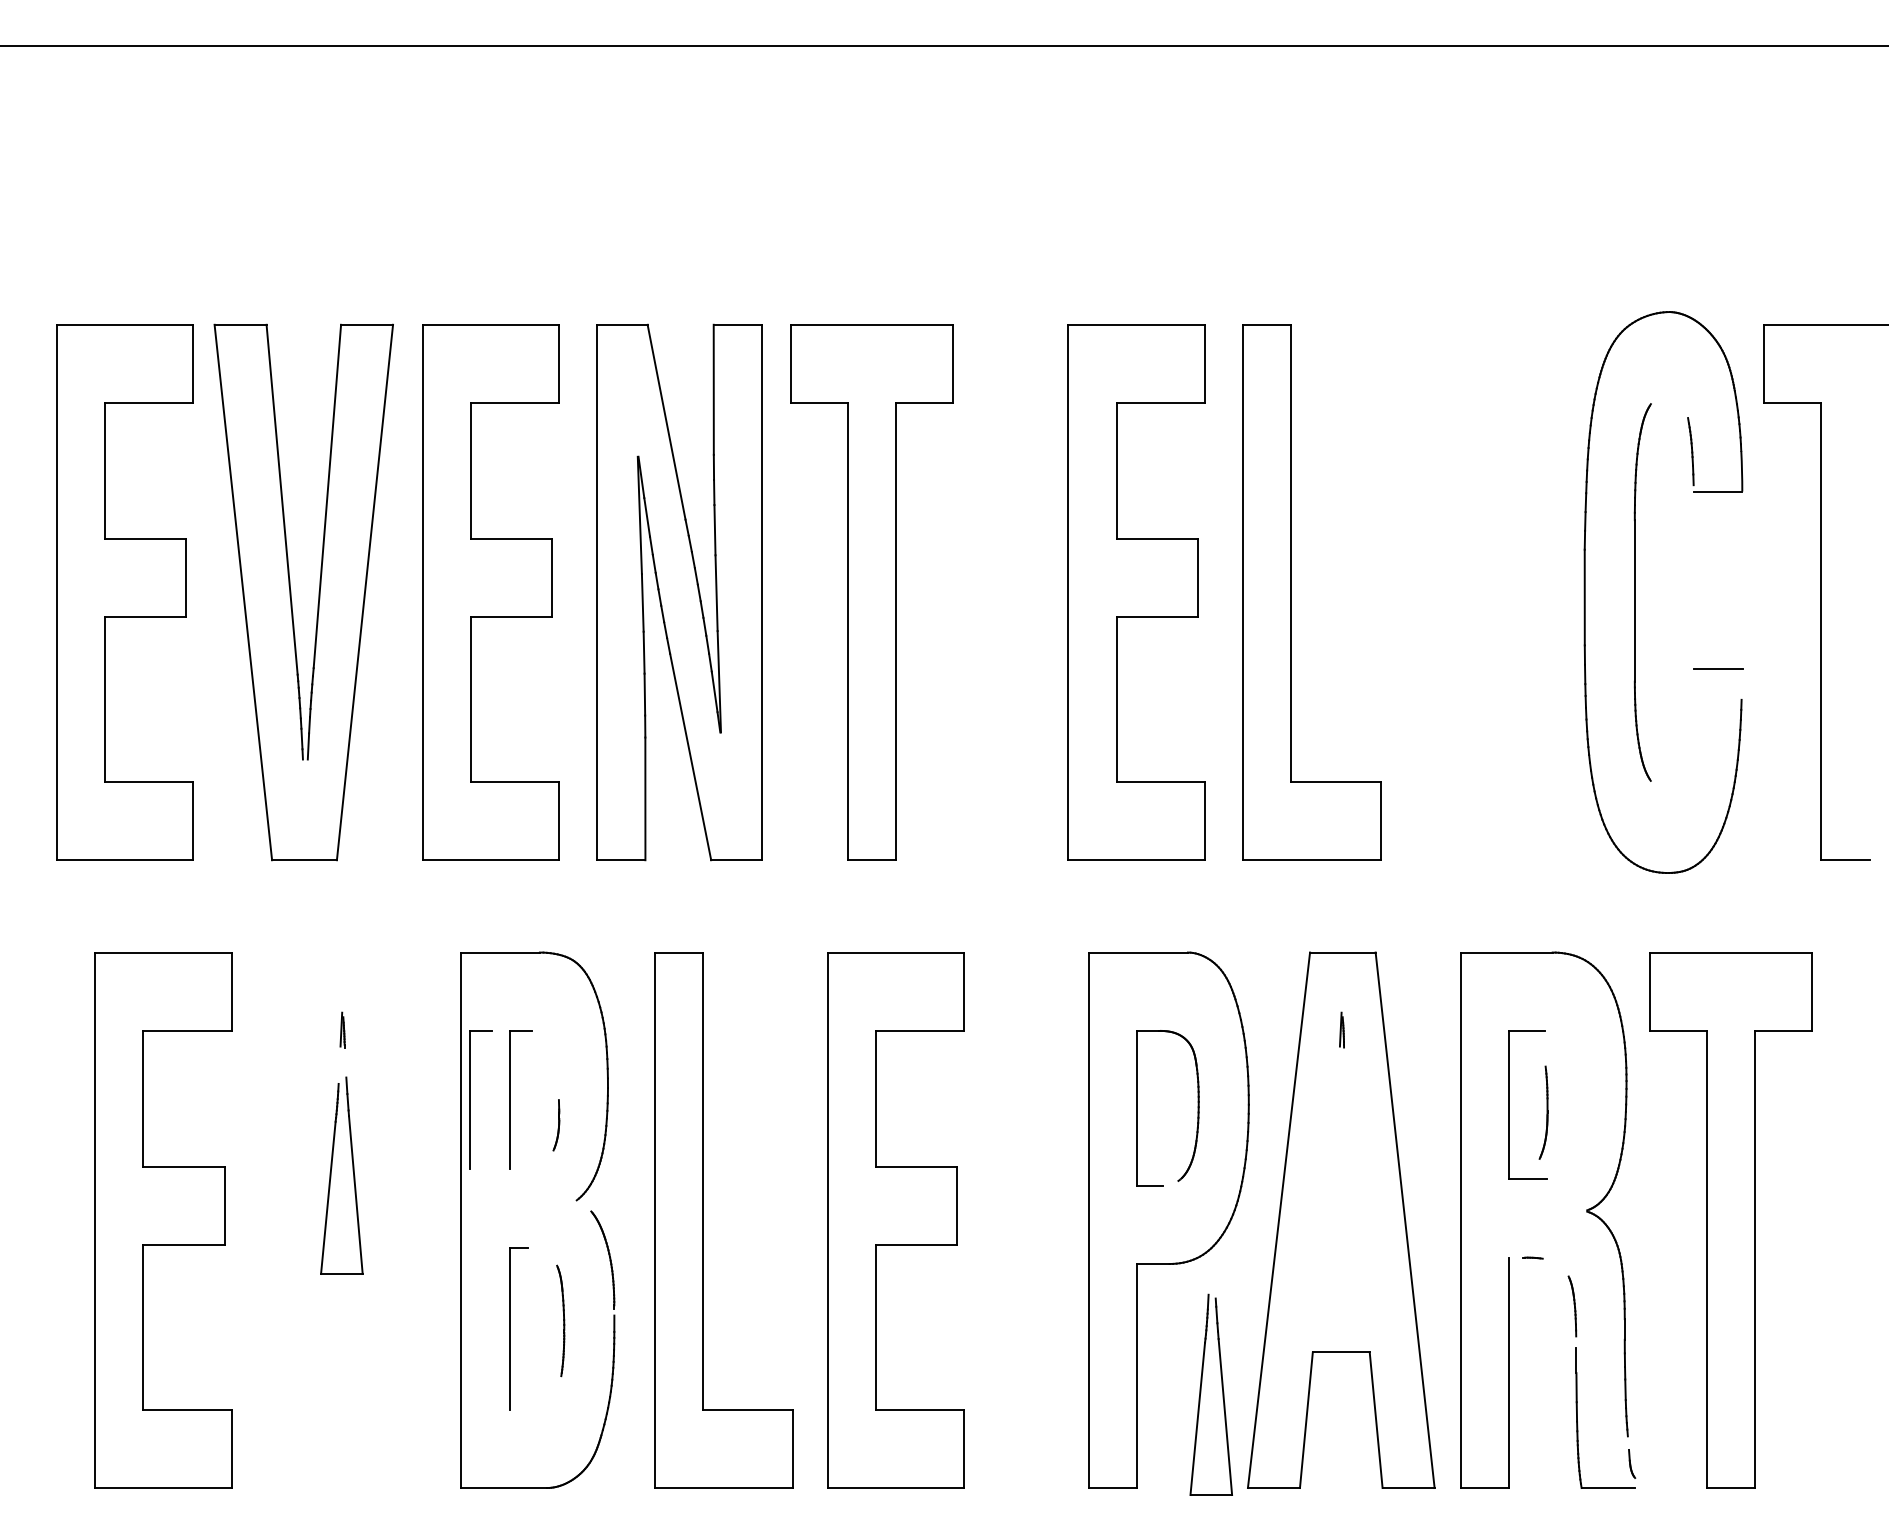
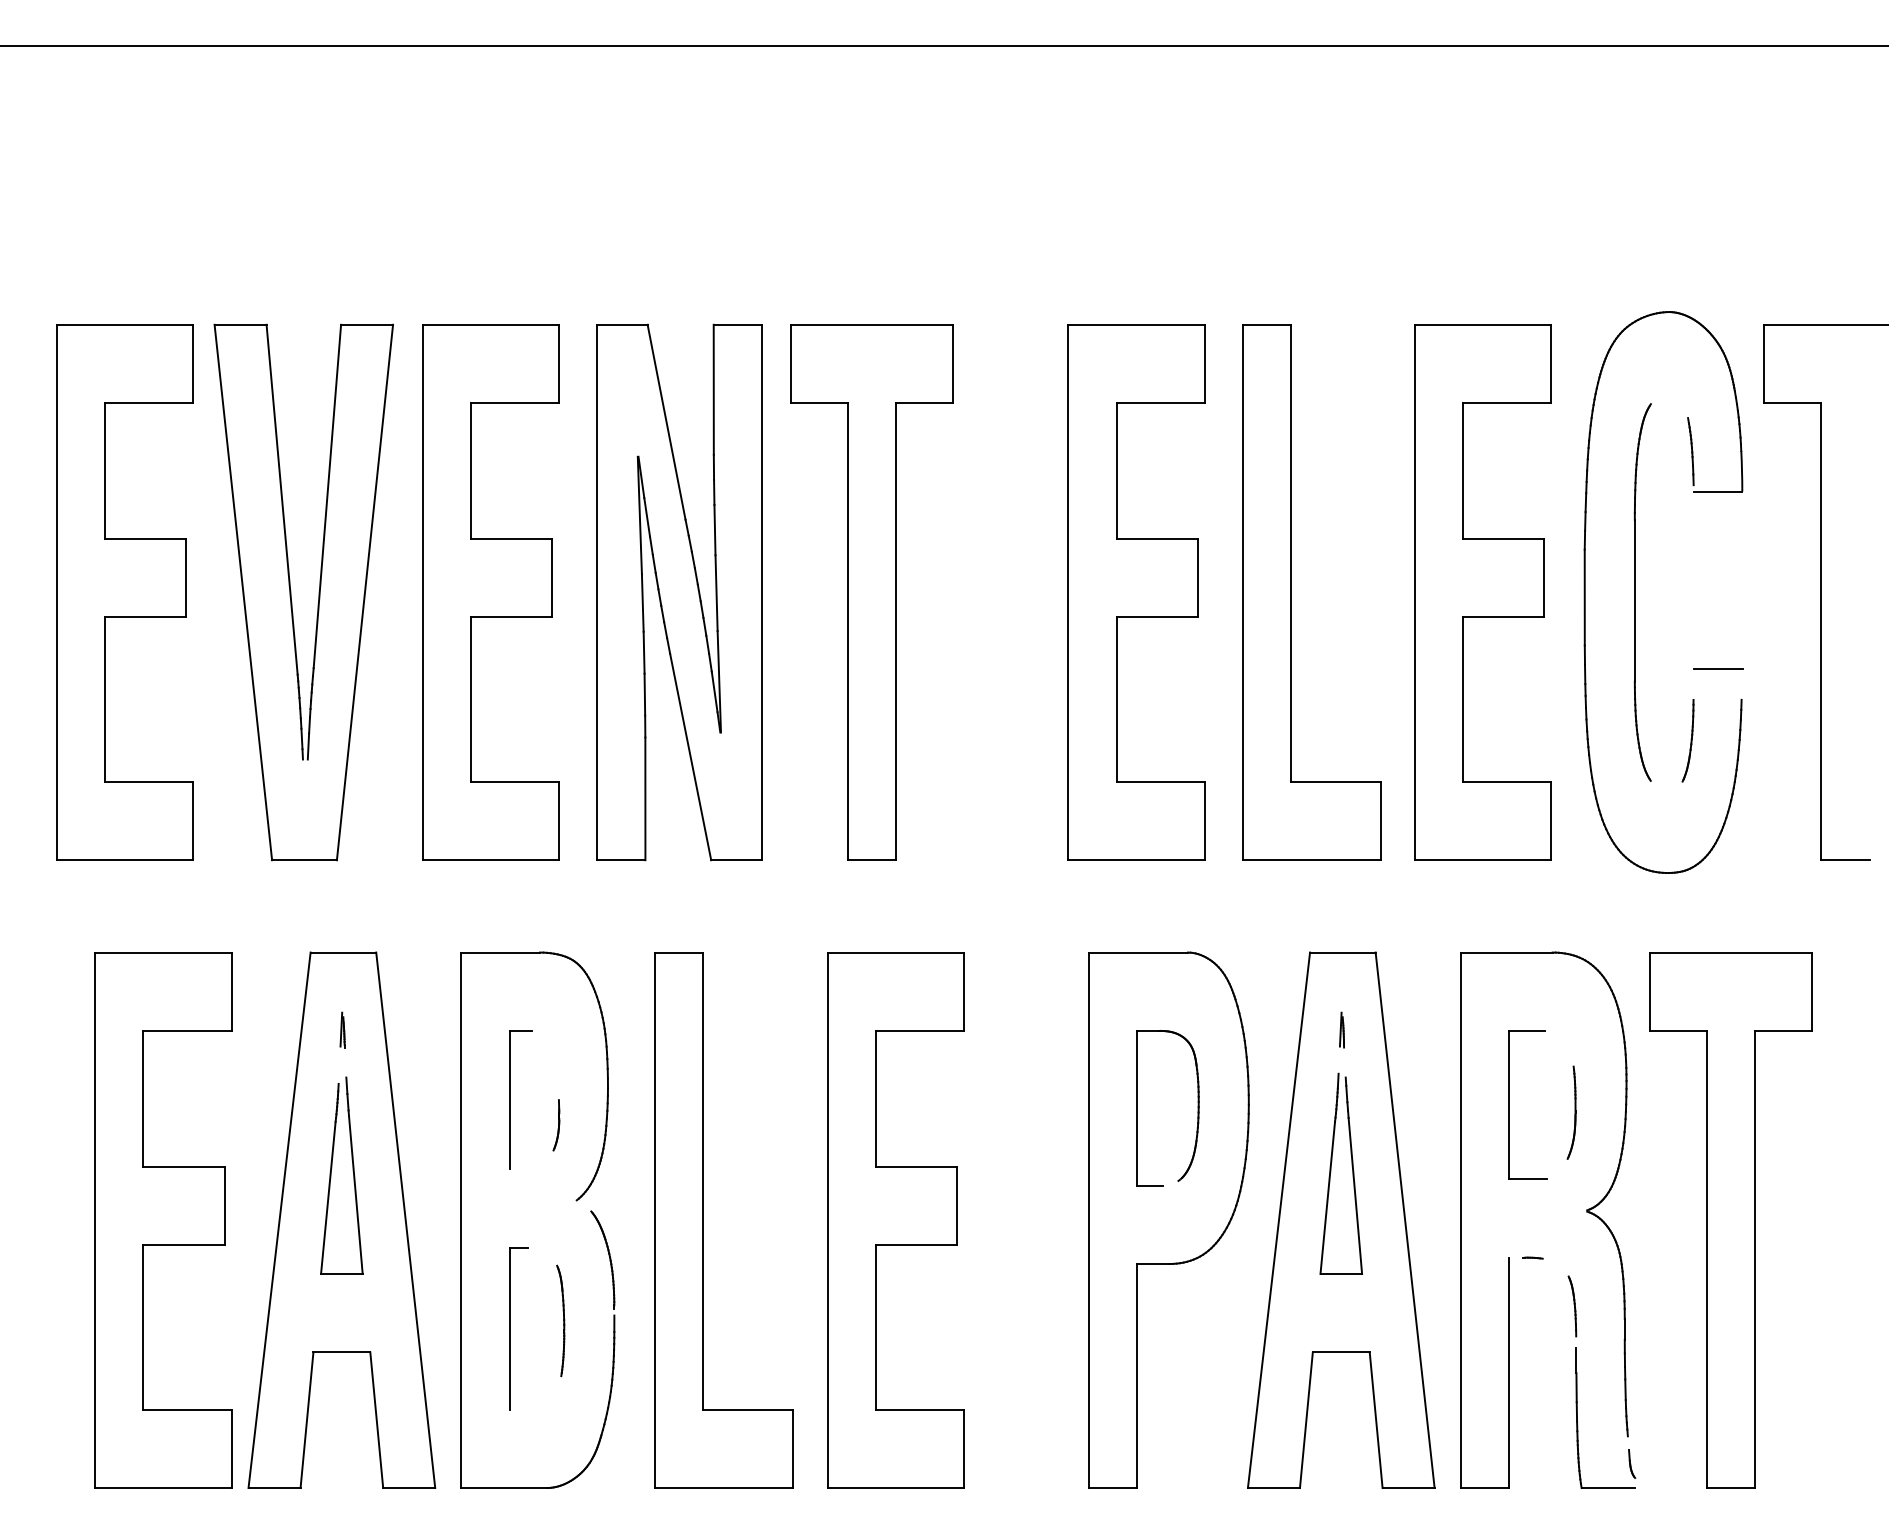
part: none -> present (1482, 592)
part: none -> present (1687, 740)
part: present -> none (470, 1099)
part position: (1543, 1112) -> (1571, 1112) (1571, 1112)
part: none -> present (341, 1219)
part position: (1201, 1393) -> (1331, 1172) (1331, 1172)
